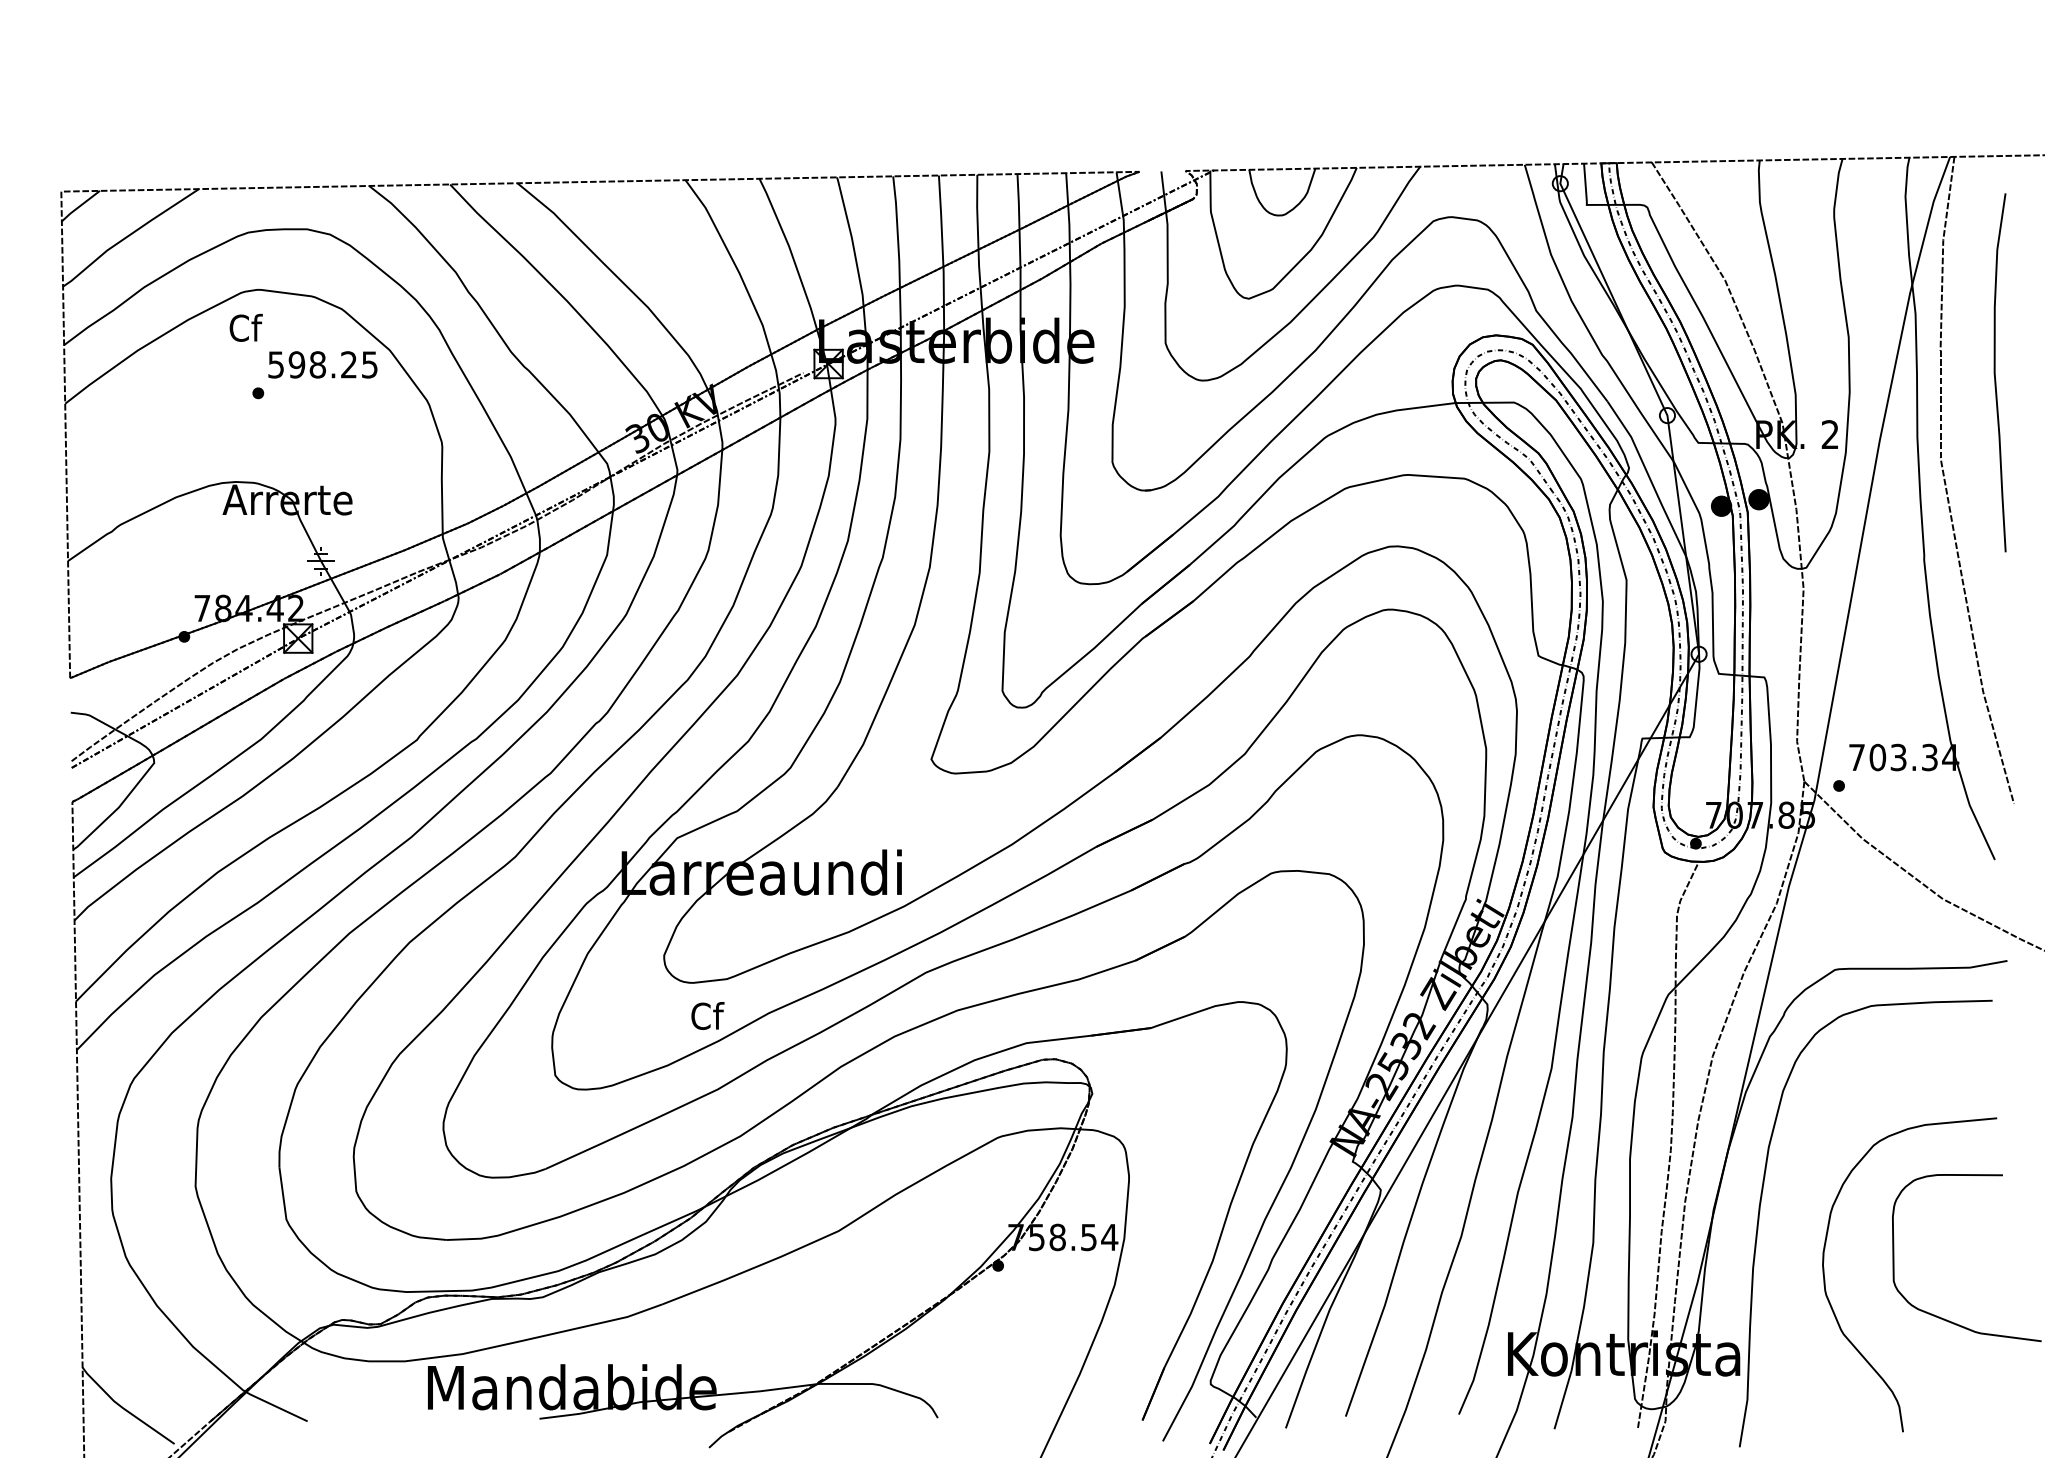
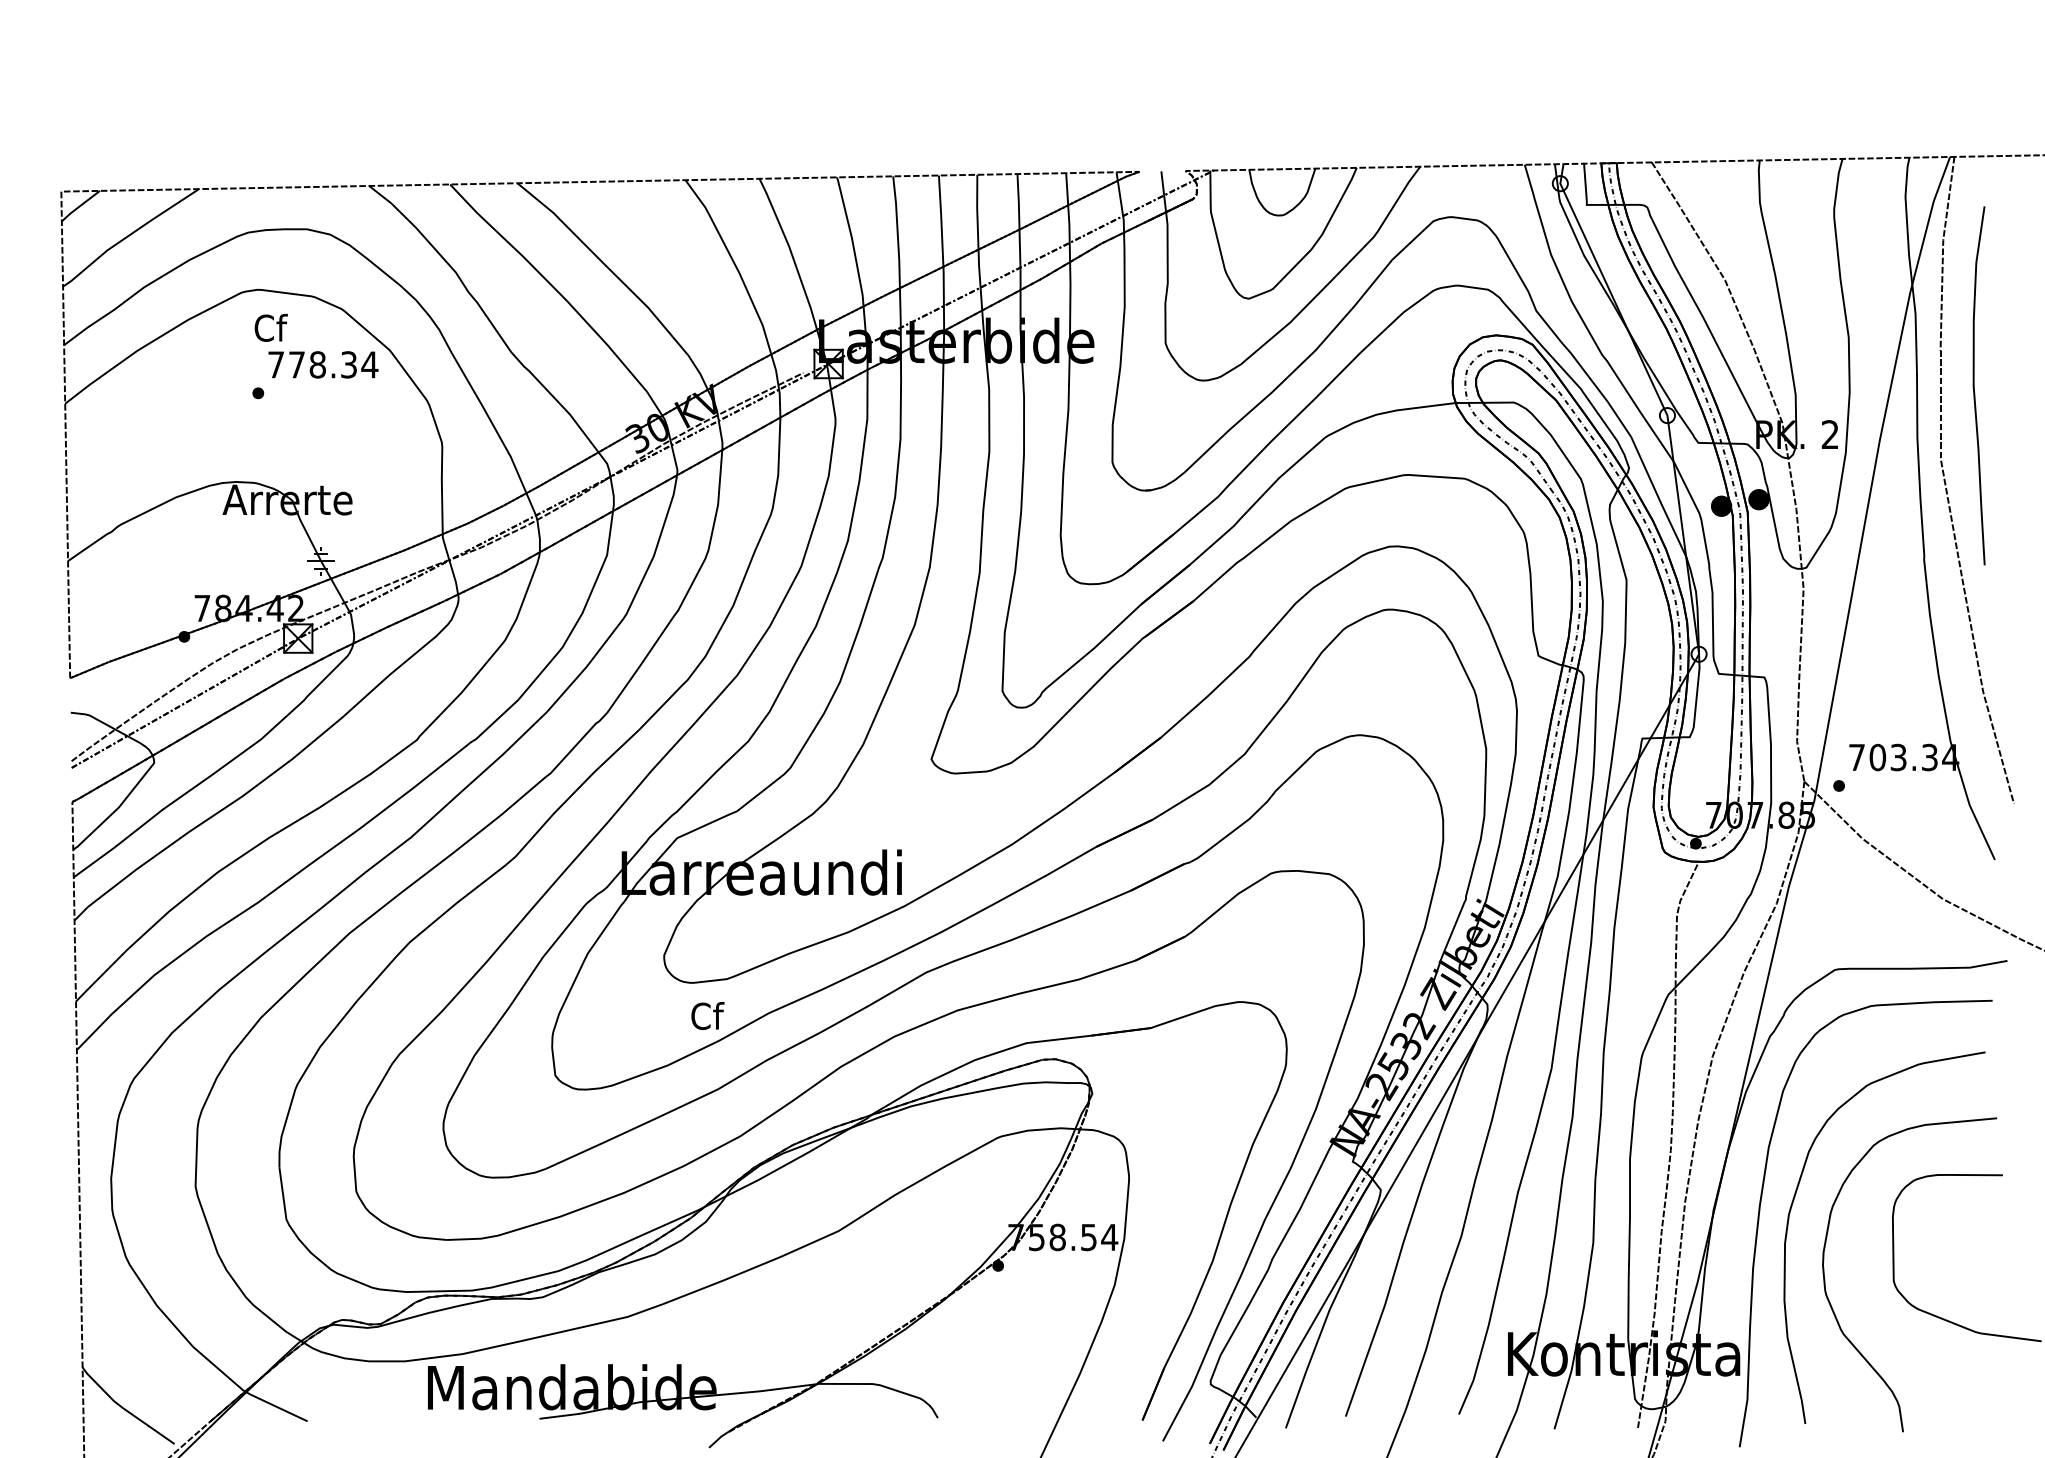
text position: (245, 327) -> (270, 327) (270, 327)
text: 598.25 -> 778.34 (323, 364)
curve position: (1995, 372) -> (1974, 385) (1974, 385)
curve: none -> present (1788, 1227)
